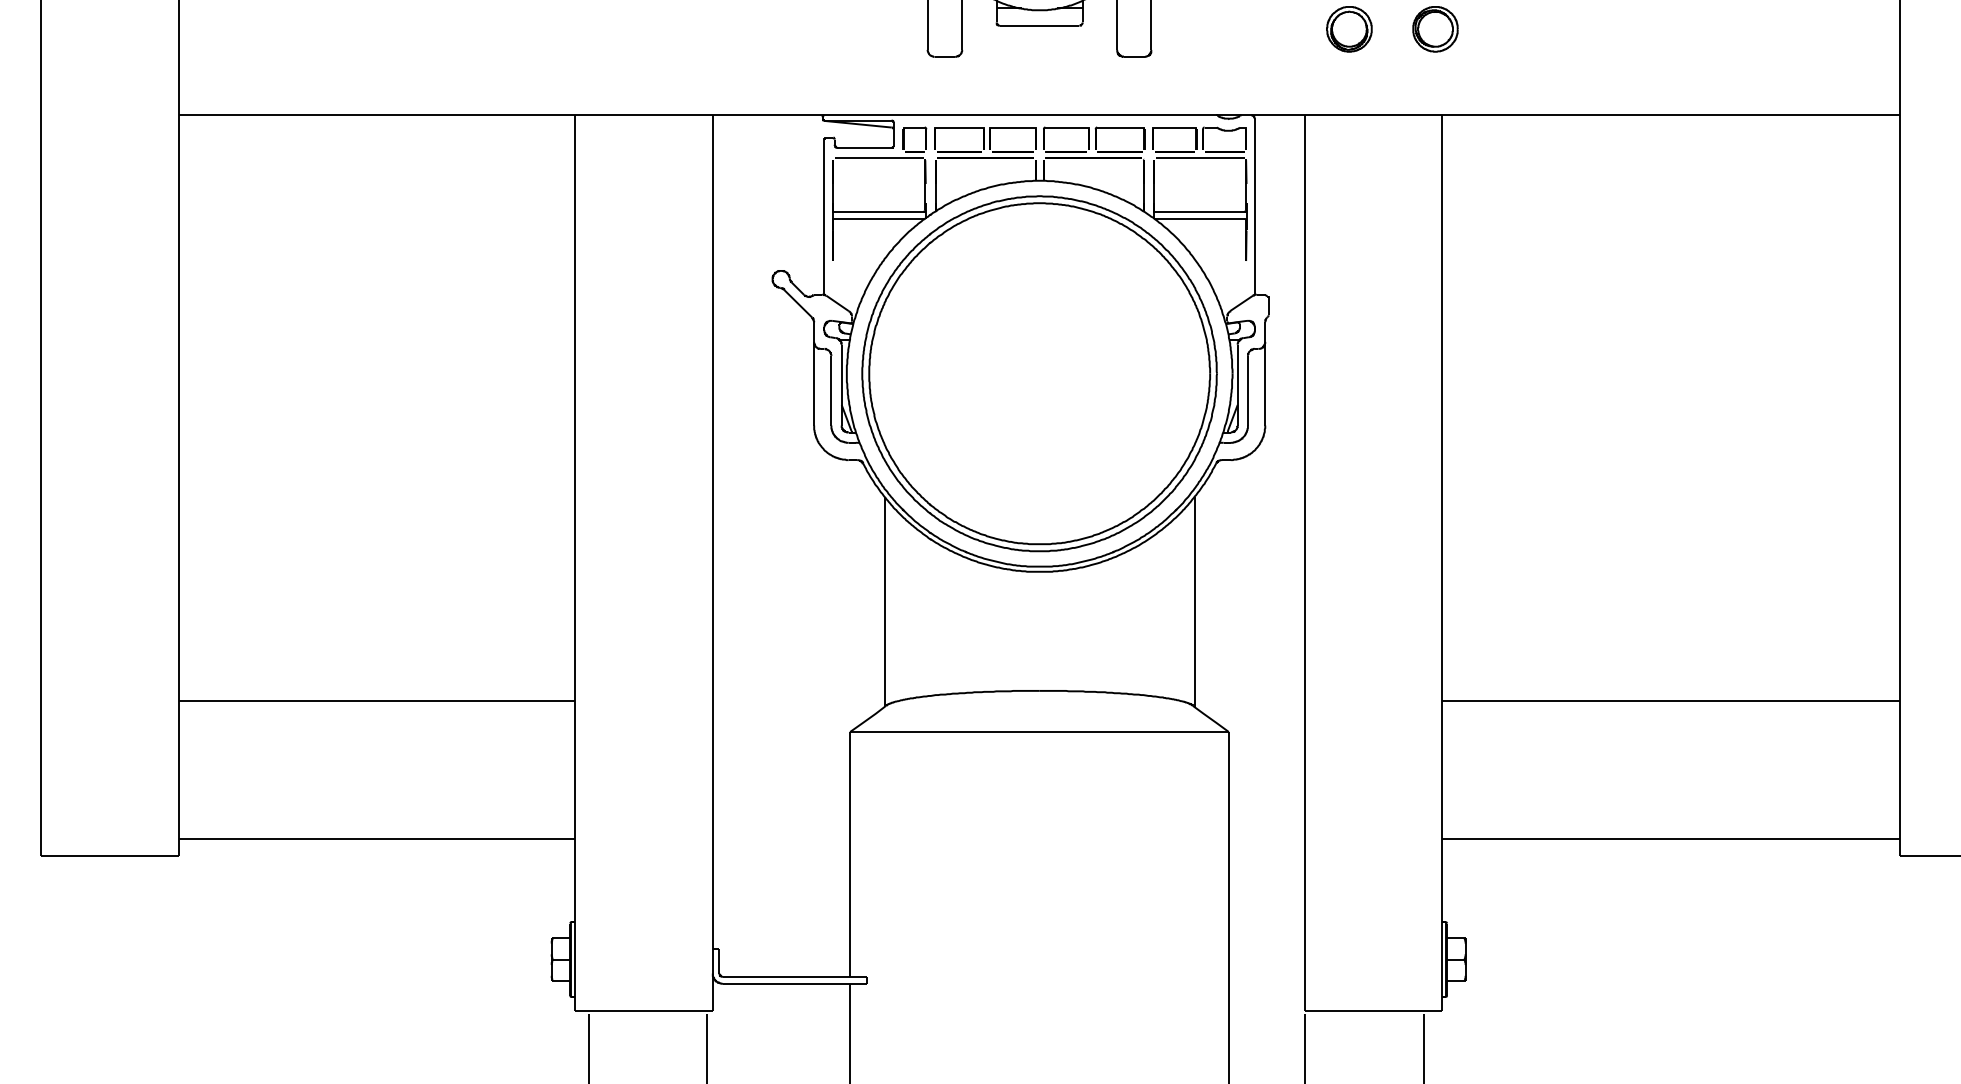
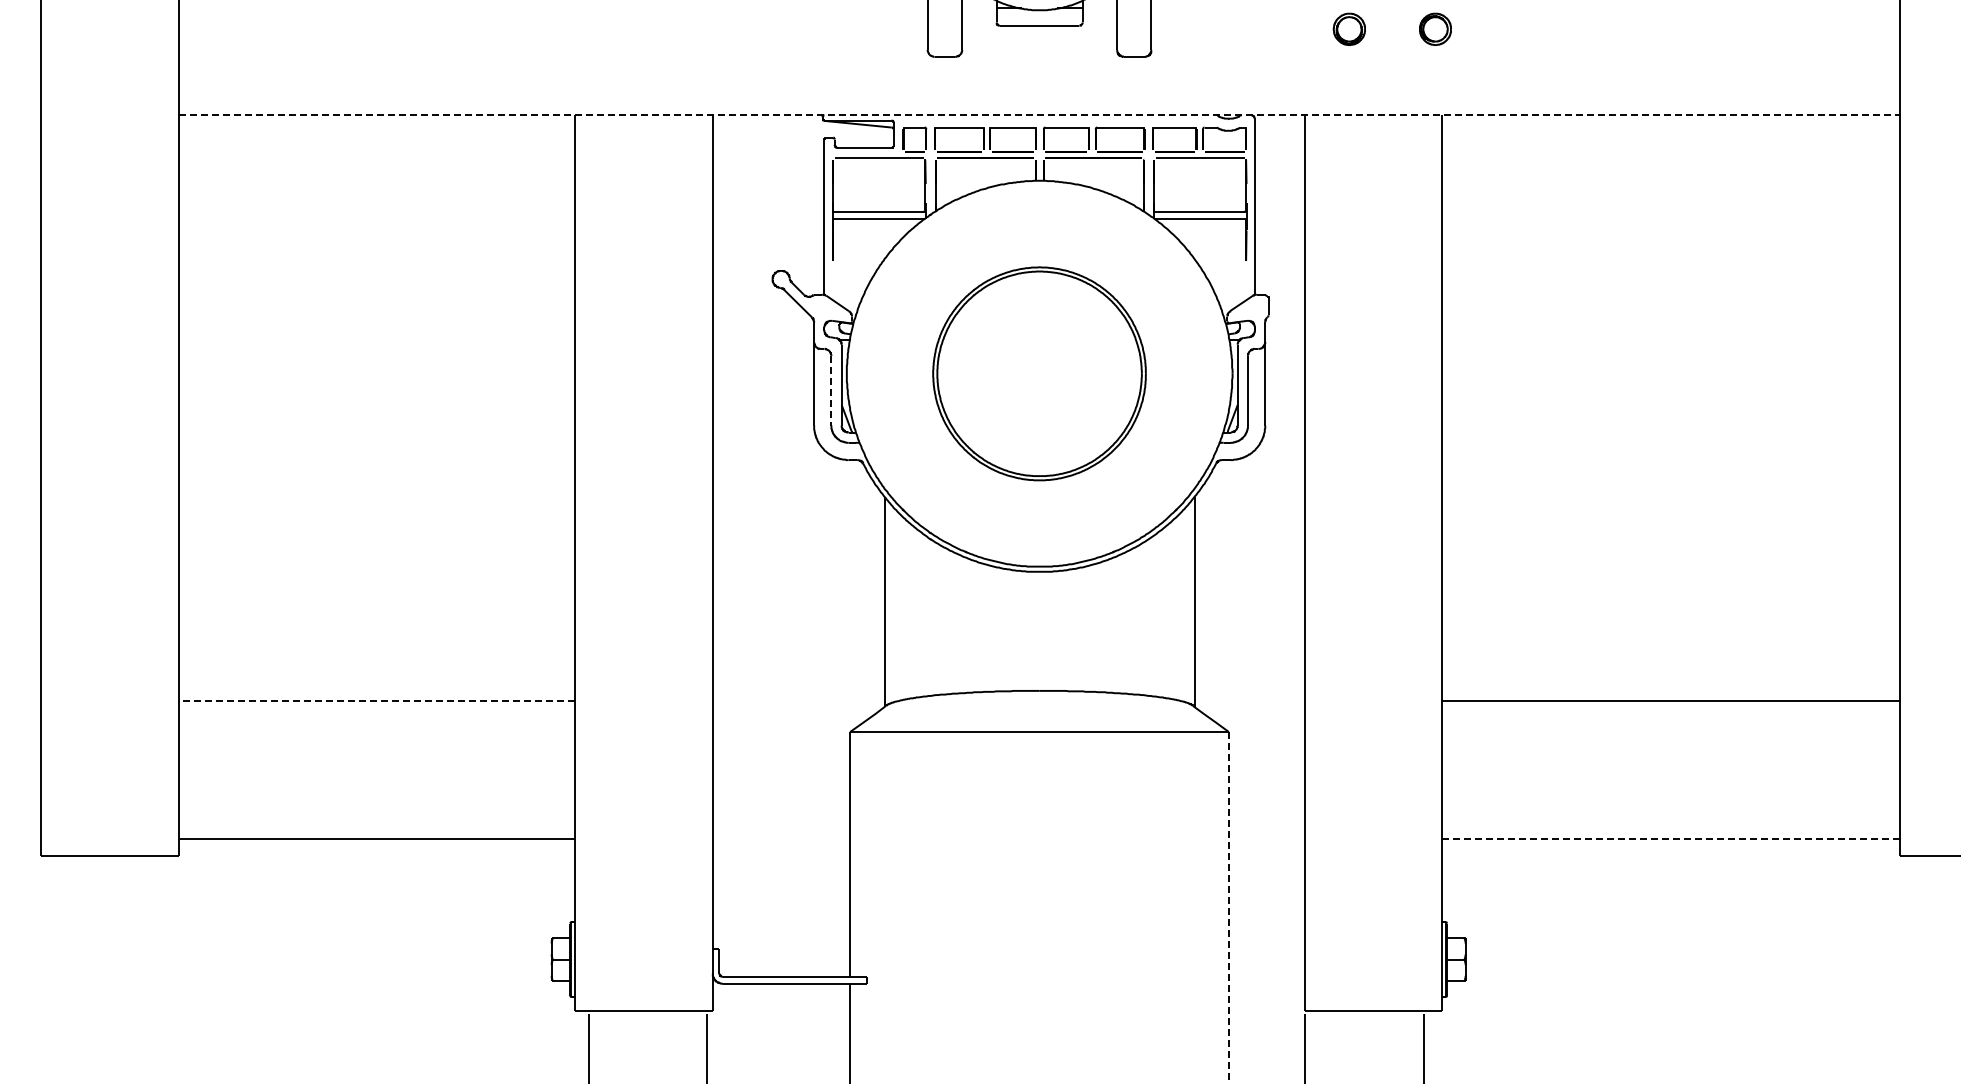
part size: 47x47 px -> 34x34 px (1348, 28)
part size: 47x47 px -> 33x34 px (1435, 28)
line: solid -> dashed (1039, 115)
part size: 357x358 px -> 215x216 px (1039, 373)
line: solid -> dashed (831, 390)
line: solid -> dashed (377, 701)
line: solid -> dashed (1670, 838)
line: solid -> dashed (1228, 907)
